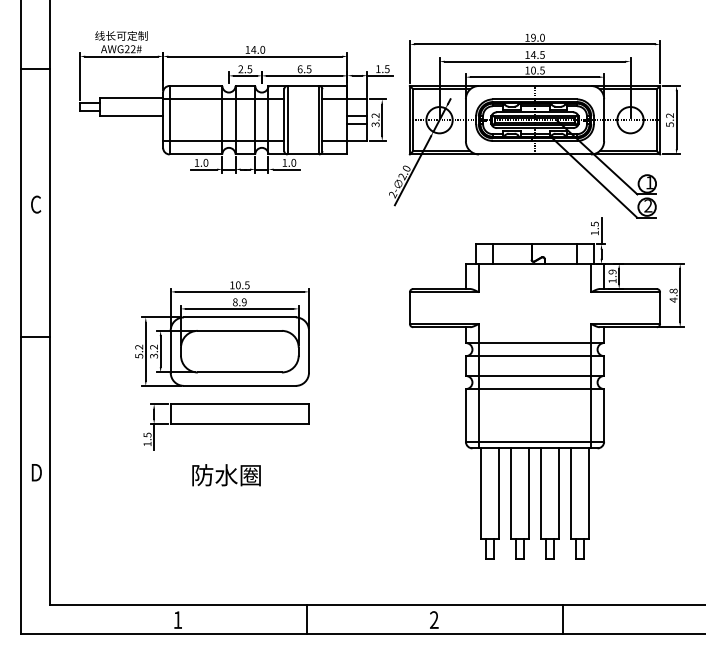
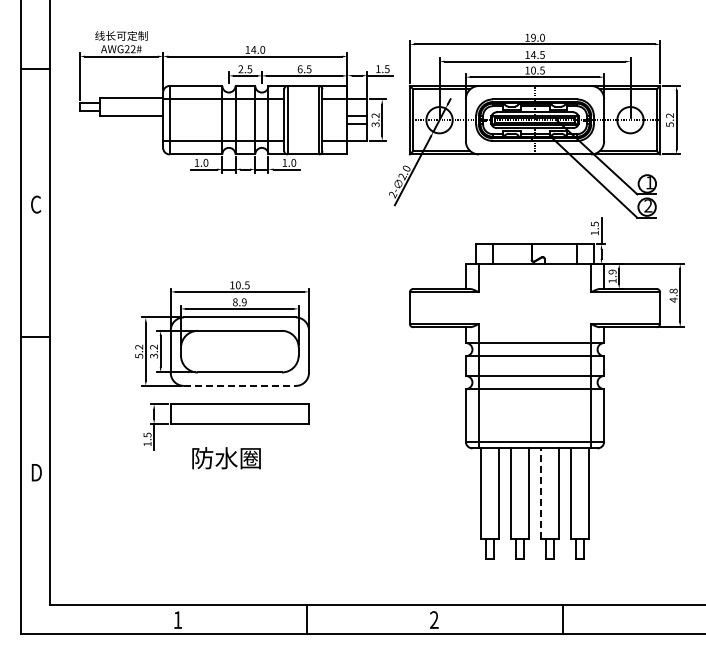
line: solid -> dashed (239, 385)
text position: (226, 475) -> (226, 458) (226, 458)
line: solid -> dashed (540, 493)
